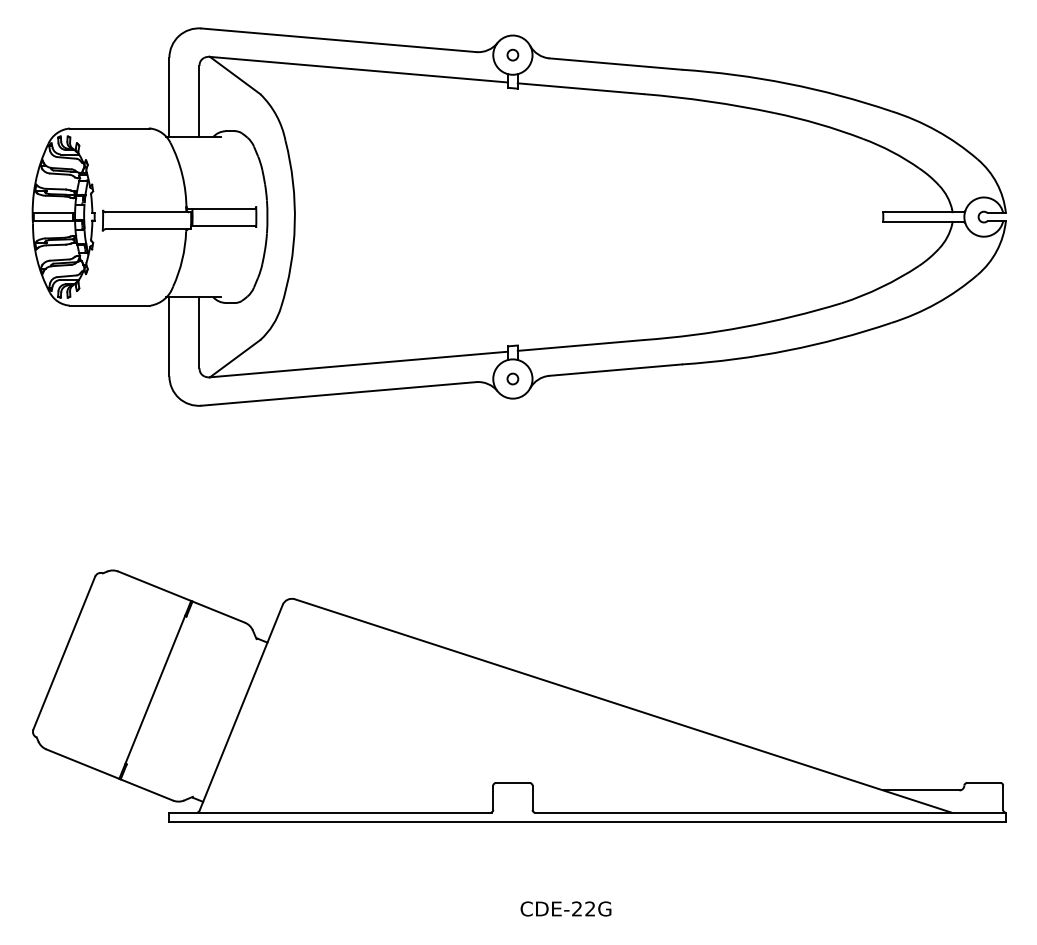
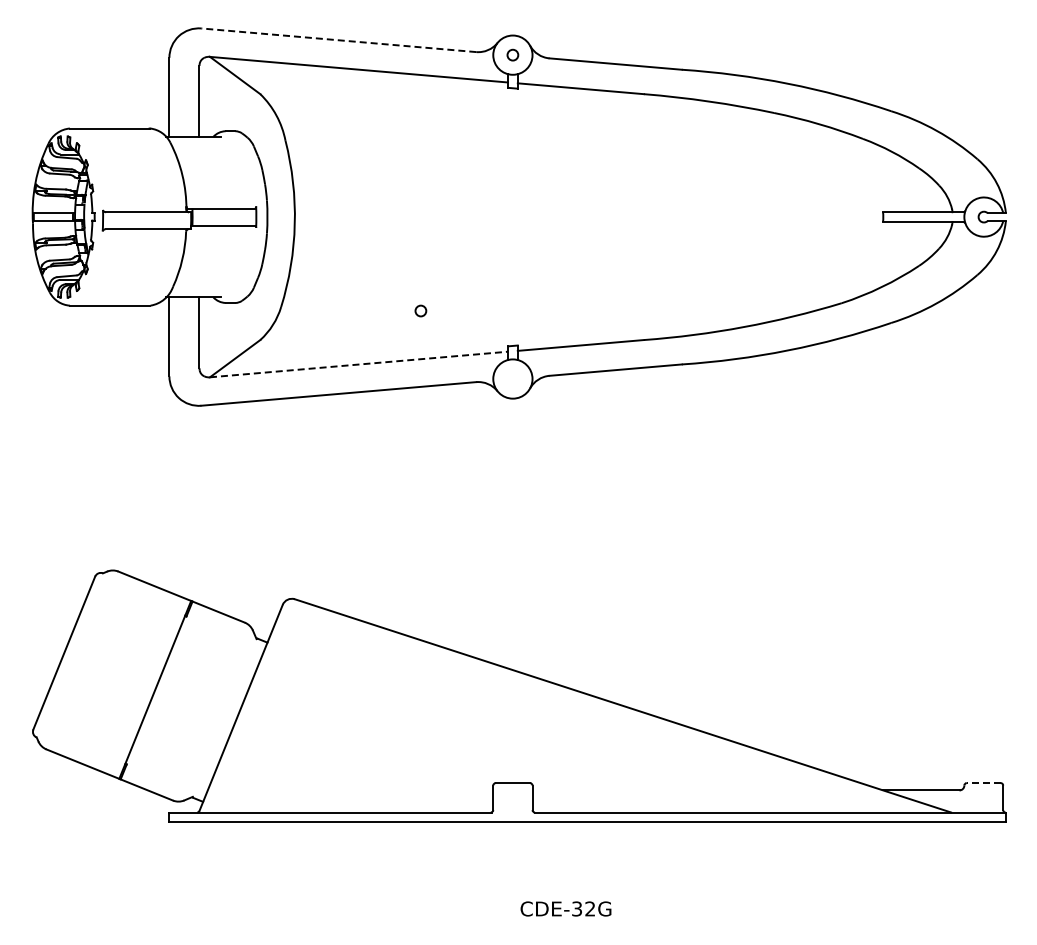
line: solid -> dashed (338, 40)
line: solid -> dashed (358, 364)
circle position: (512, 378) -> (420, 310) (420, 310)
line: solid -> dashed (983, 783)
text: CDE-22G -> CDE-32G (576, 908)
